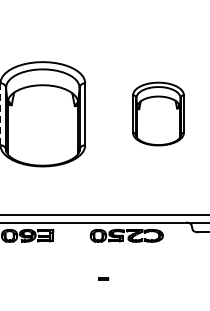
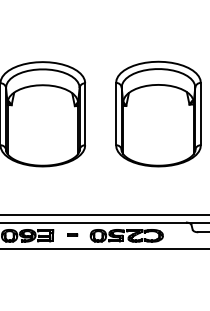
part size: 53x66 px -> 87x108 px (158, 113)
line: dashed -> solid (0, 114)
line: none -> present (104, 249)
part position: (103, 278) -> (72, 234) (72, 234)
